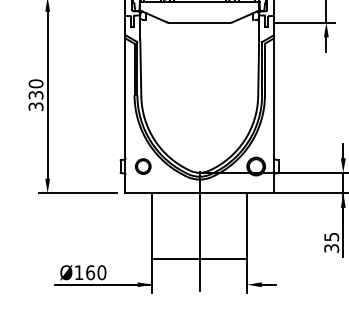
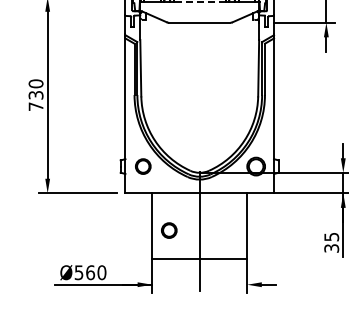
line: solid -> dashed (199, 2)
text: 330 -> 730 (35, 106)
circle: none -> present (169, 230)
text: Ø160 -> Ø560 (78, 272)
